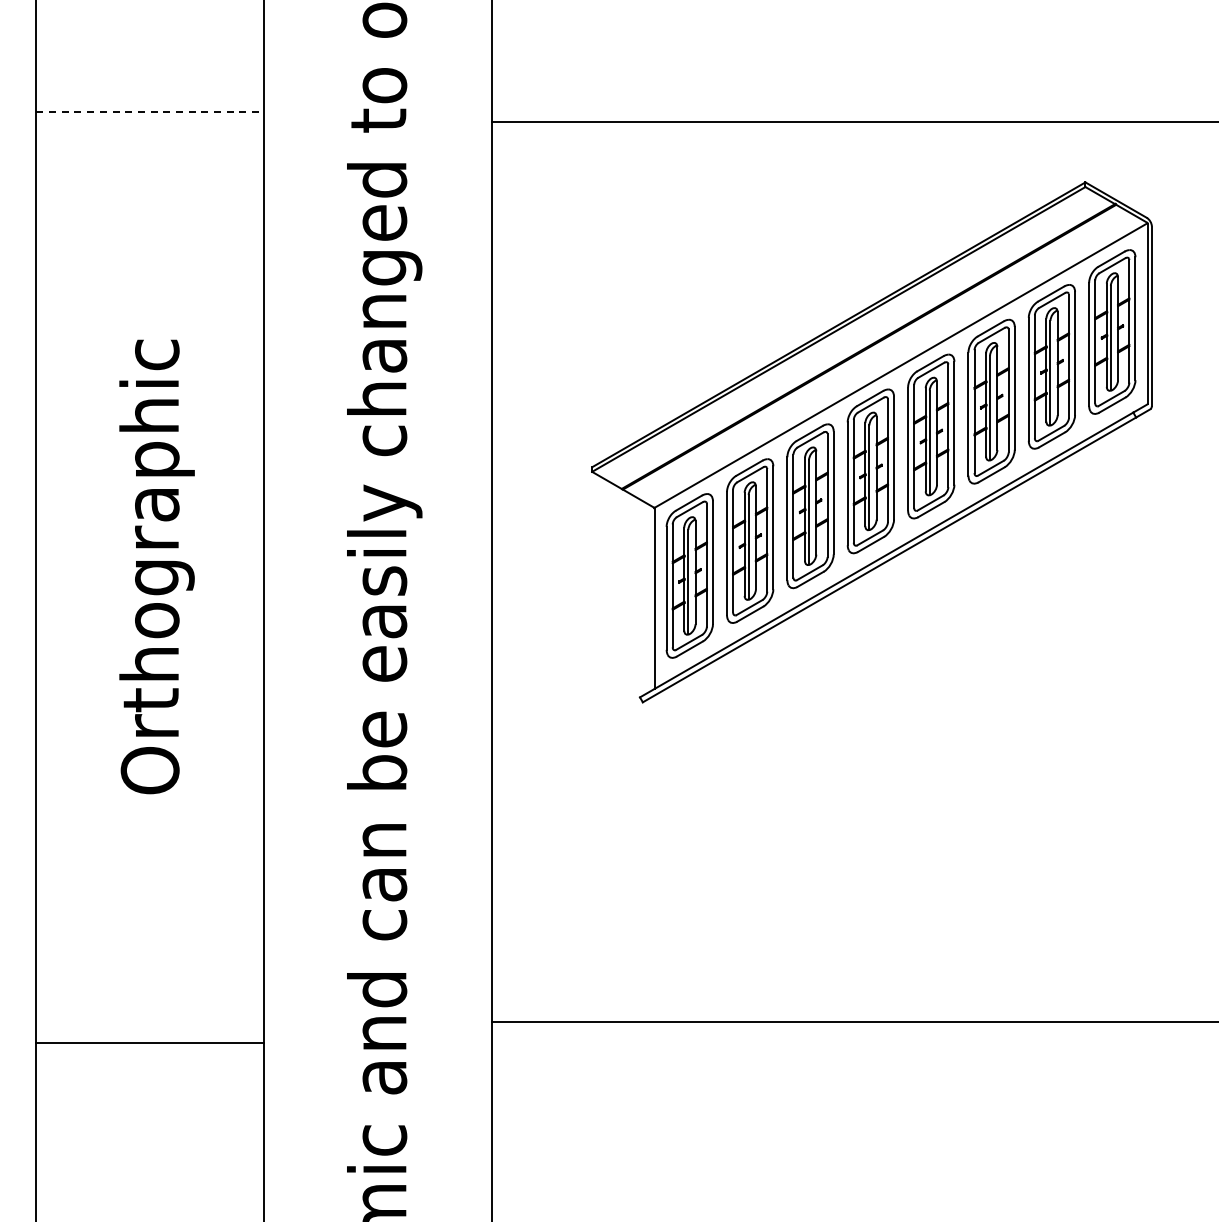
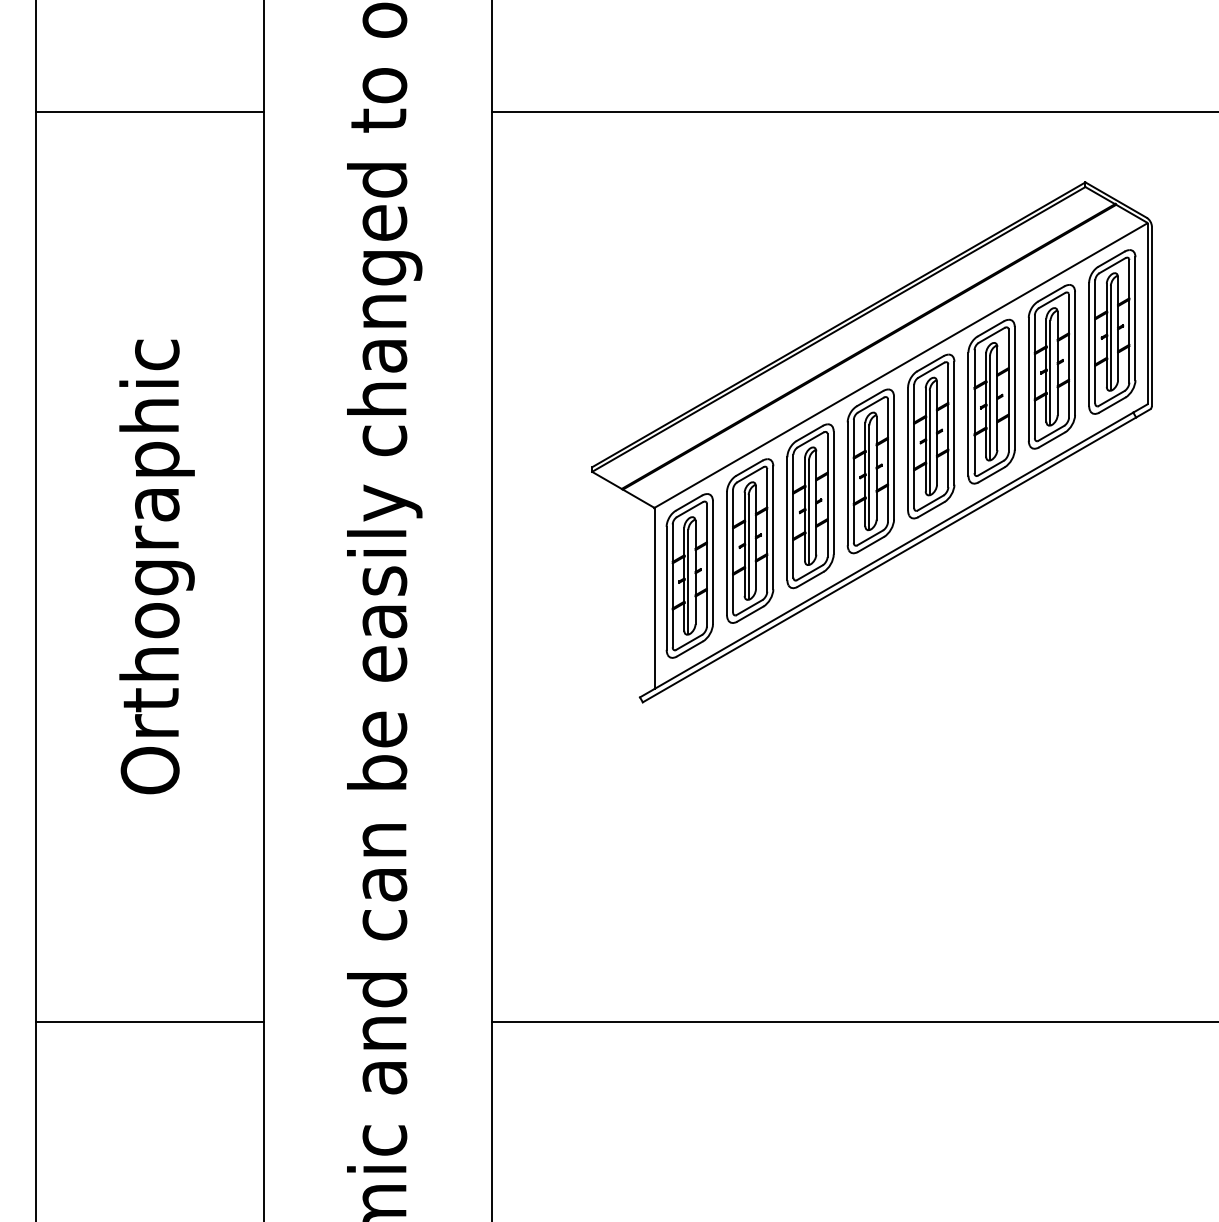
line: dashed -> solid (150, 111)
line position: (853, 121) -> (853, 111) (853, 111)
line position: (150, 1043) -> (150, 1022) (150, 1022)
